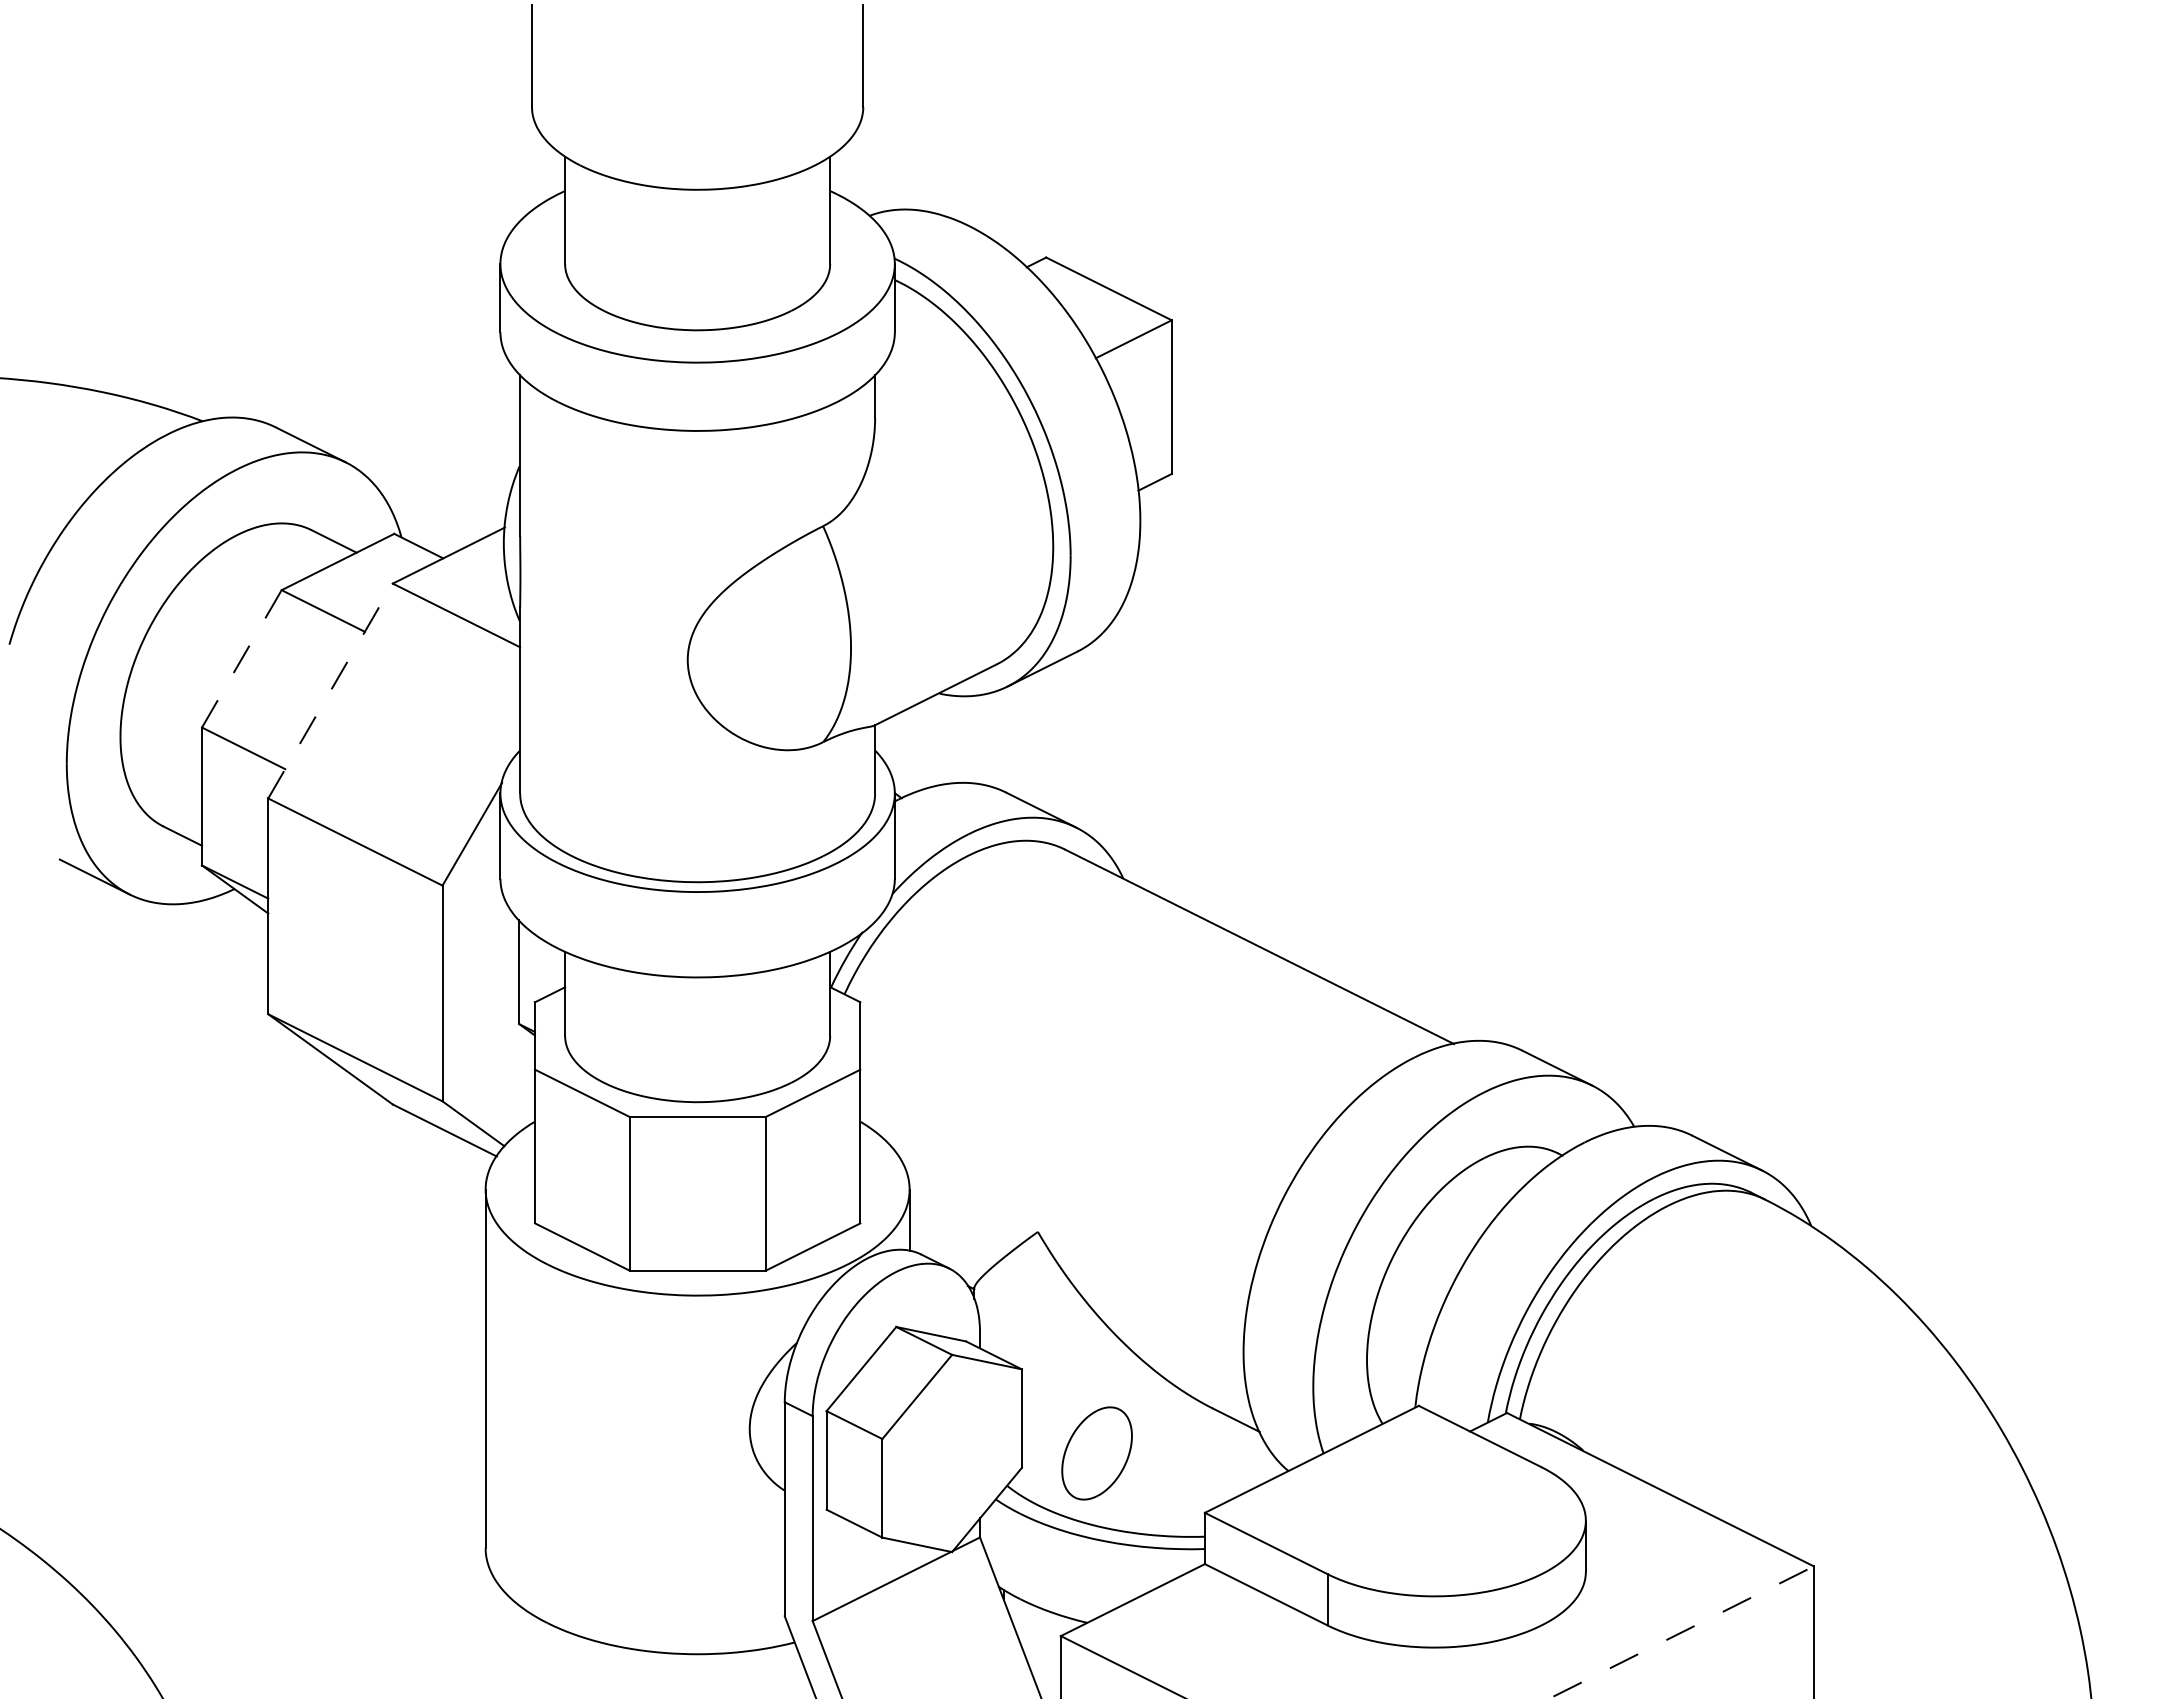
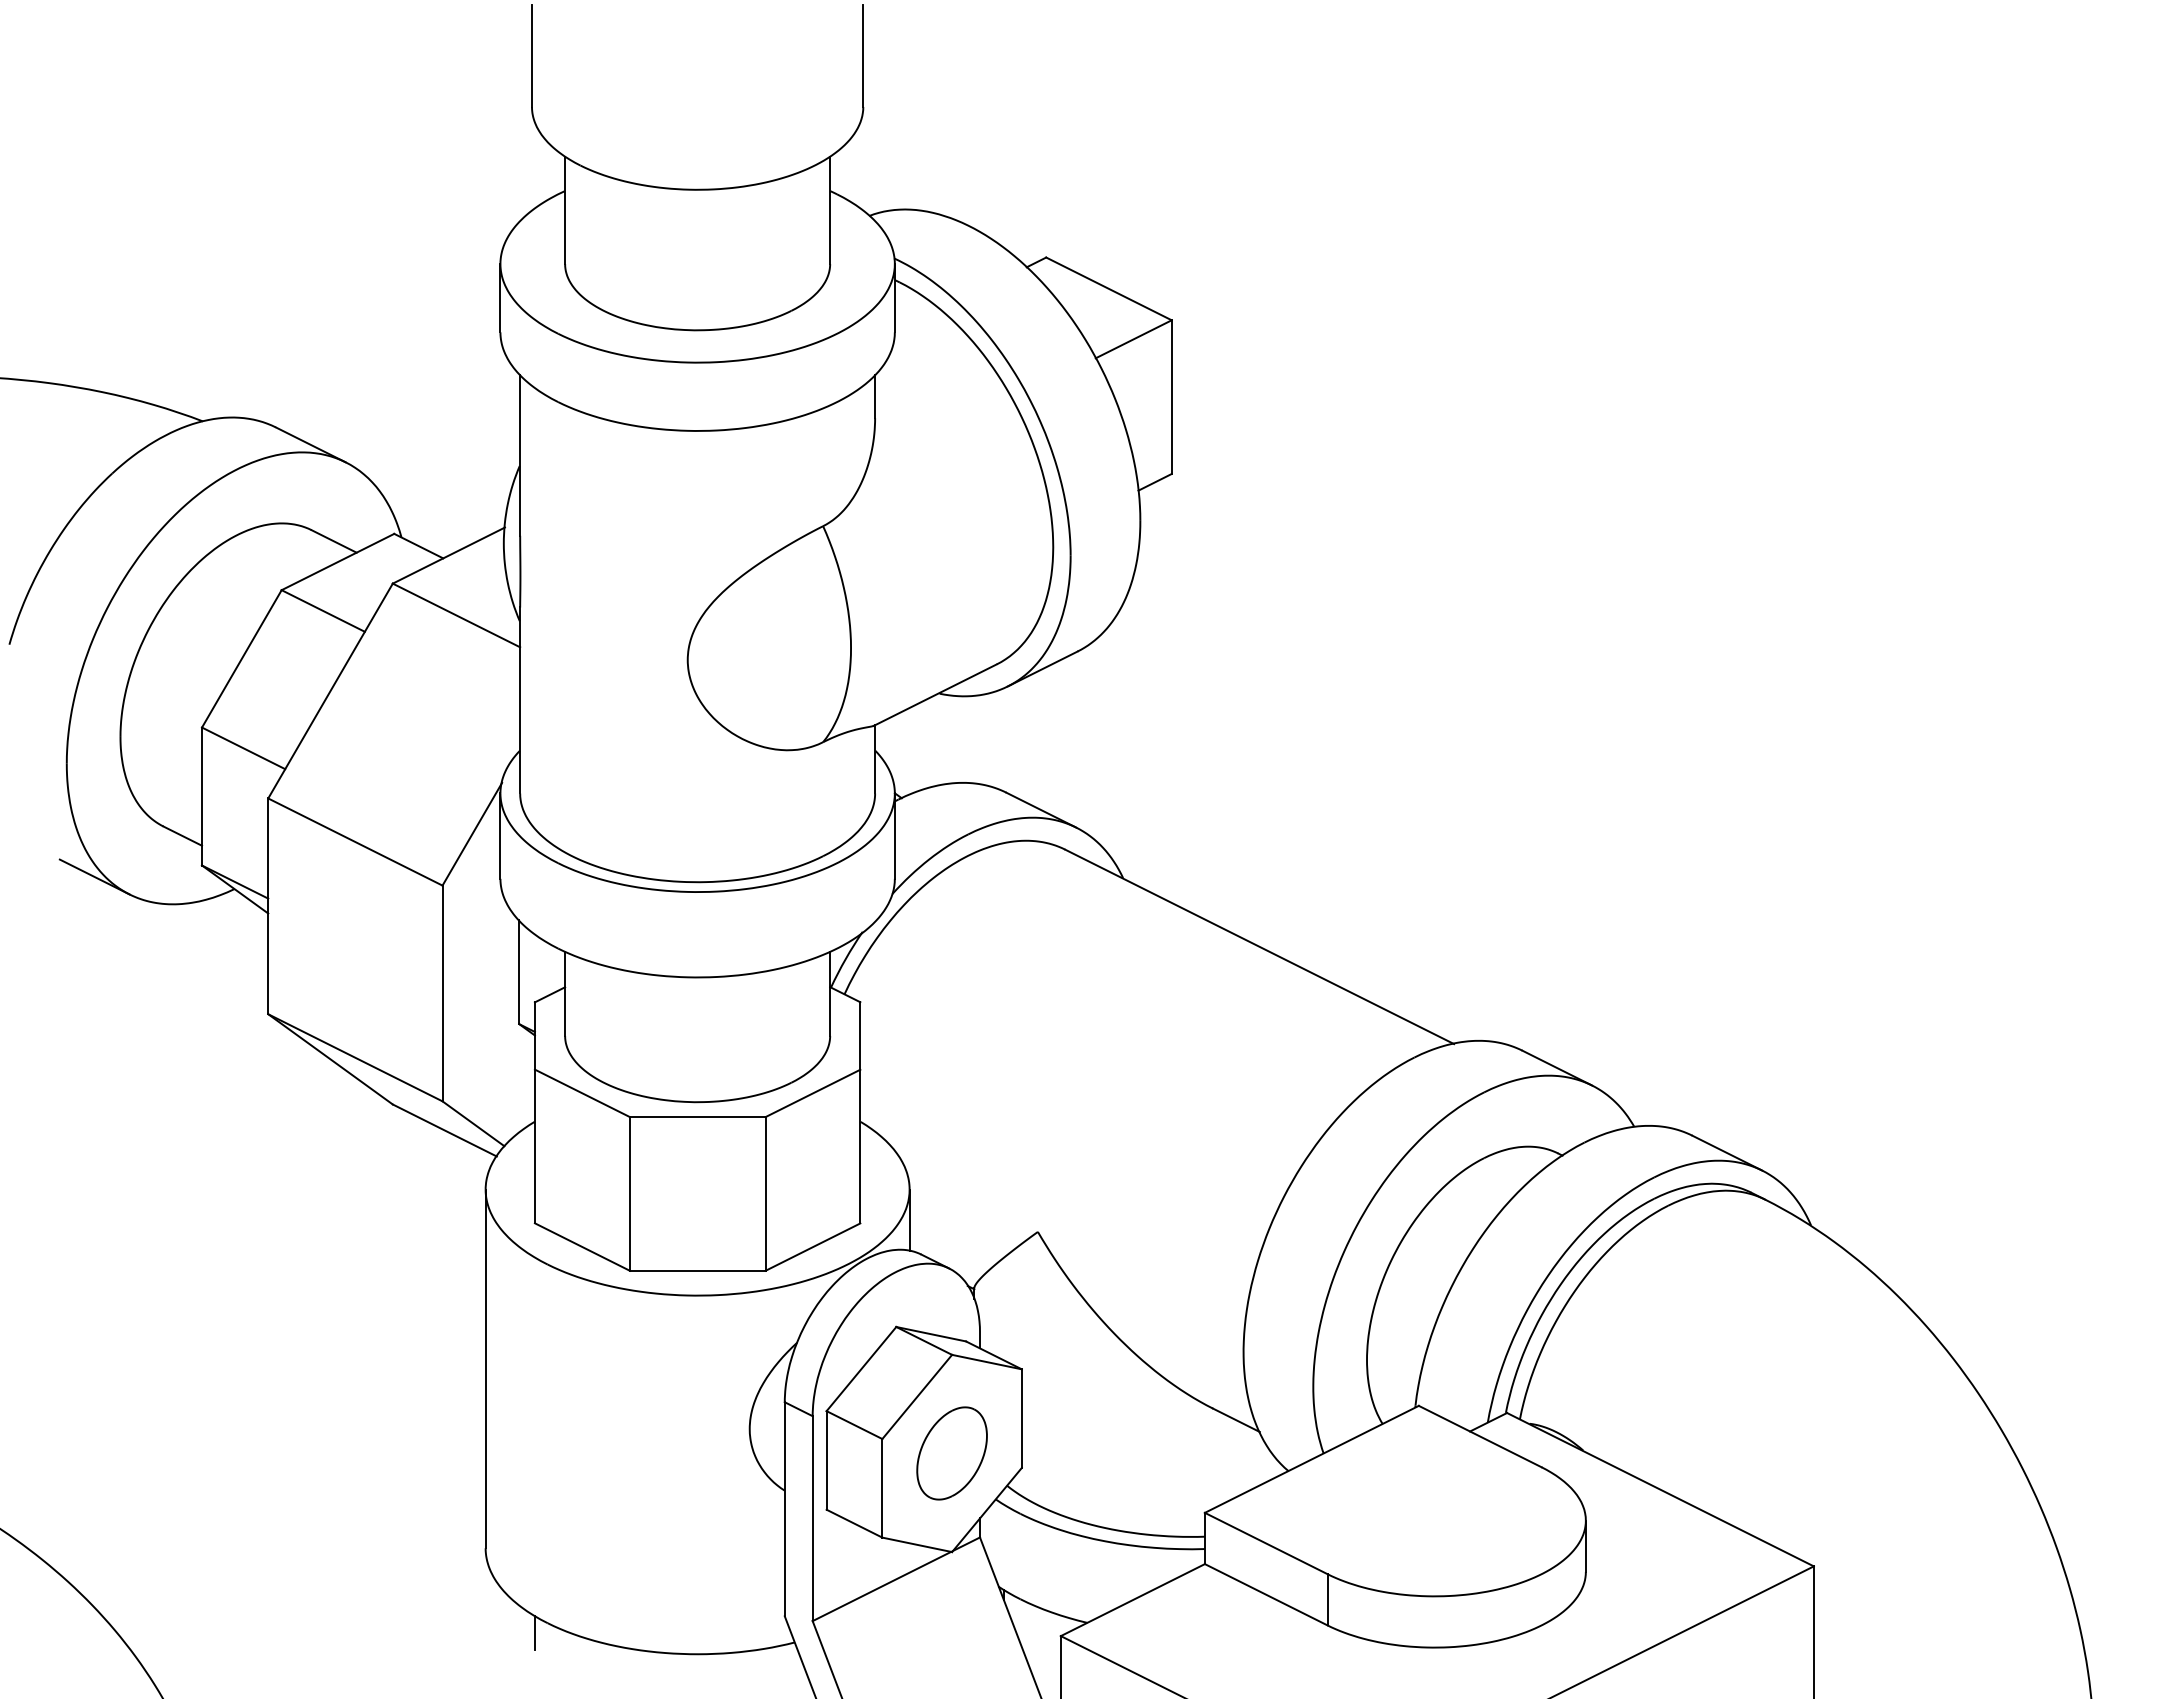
line: dashed -> solid (242, 658)
line: dashed -> solid (330, 690)
part position: (1096, 1453) -> (951, 1453) (951, 1453)
line: none -> present (534, 1632)
line: dashed -> solid (1681, 1632)
